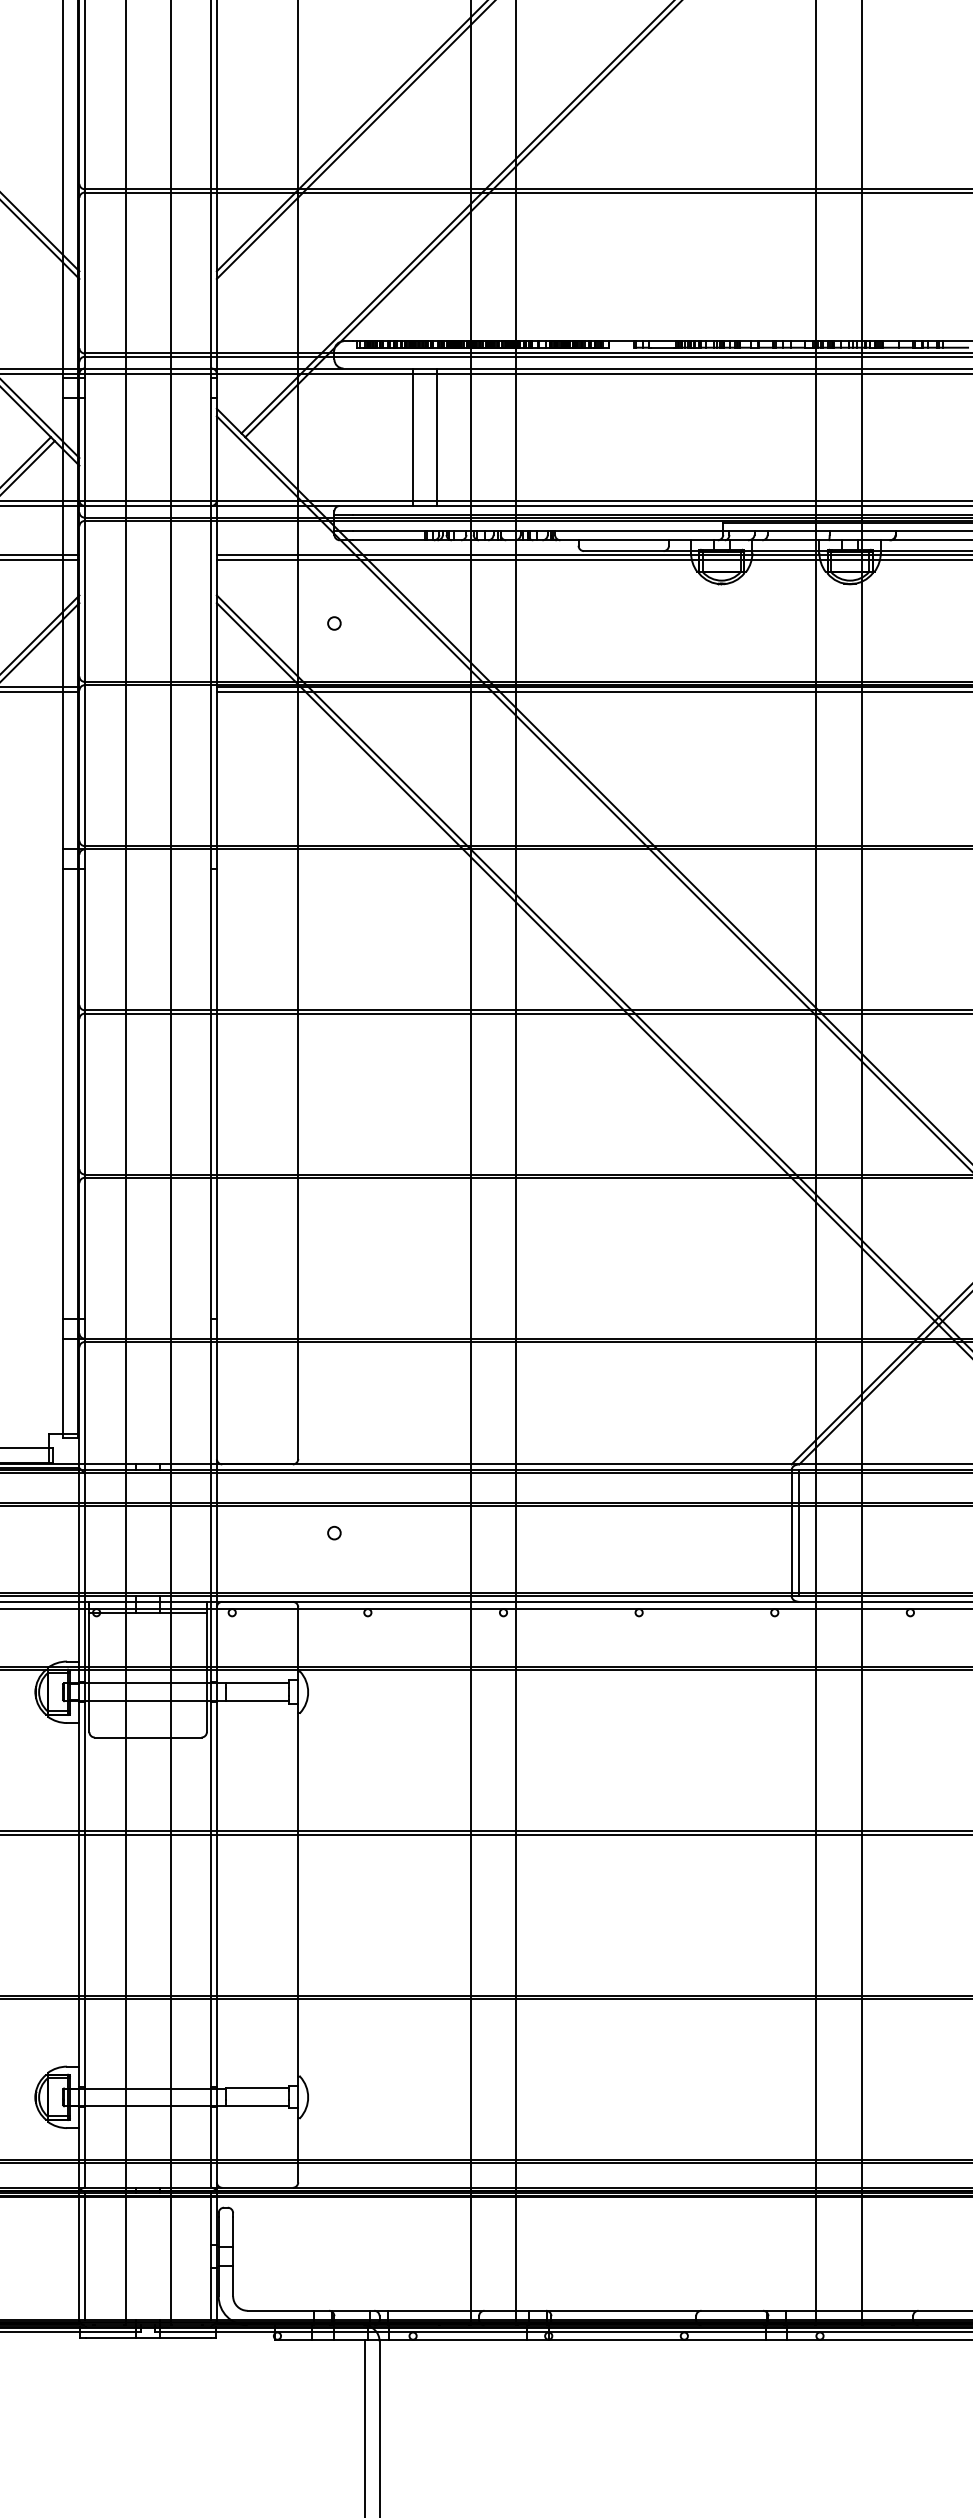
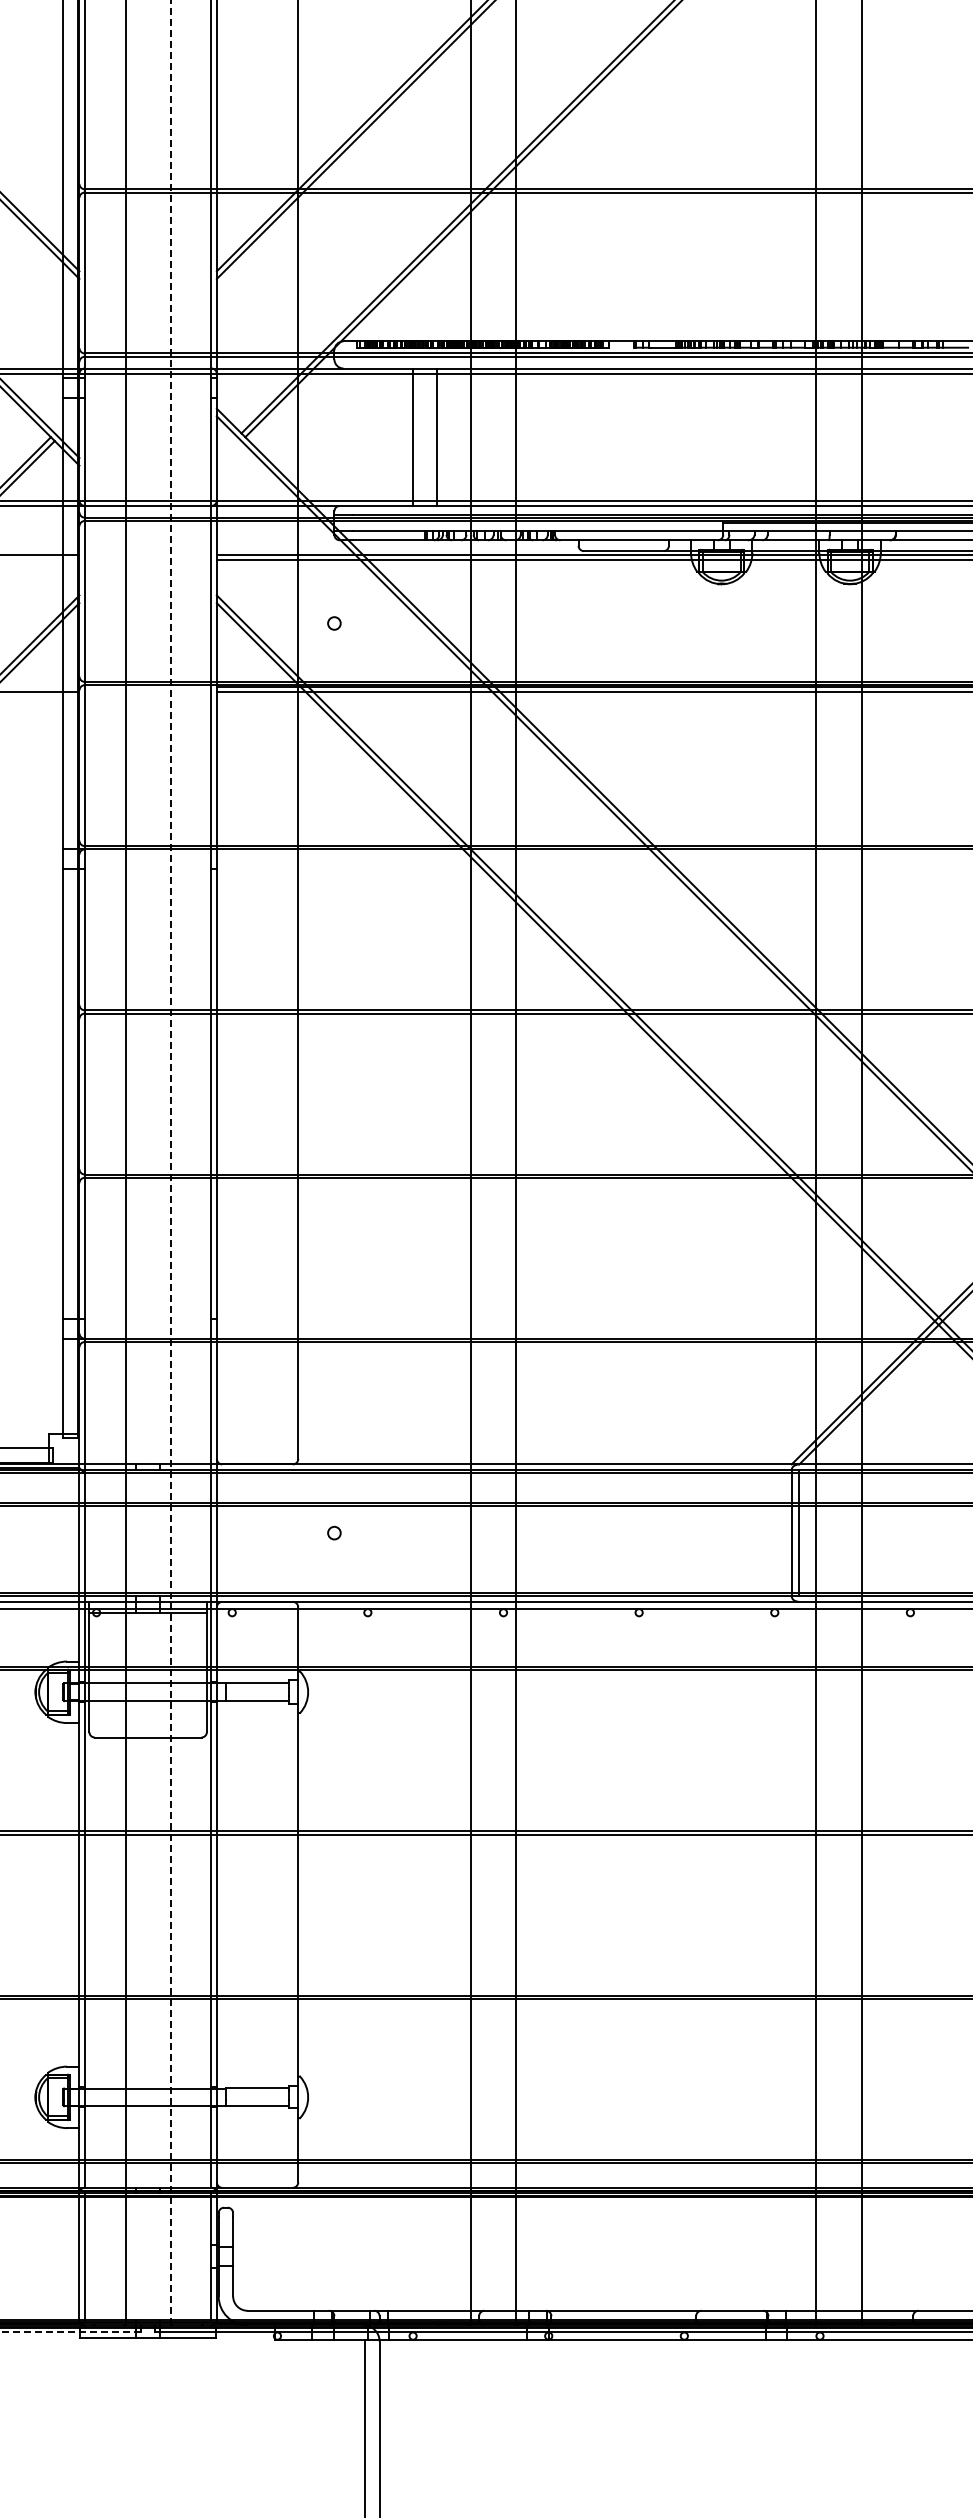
line: present -> none (40, 560)
line: present -> none (40, 686)
line: solid -> dashed (170, 1162)
line: solid -> dashed (70, 2332)
